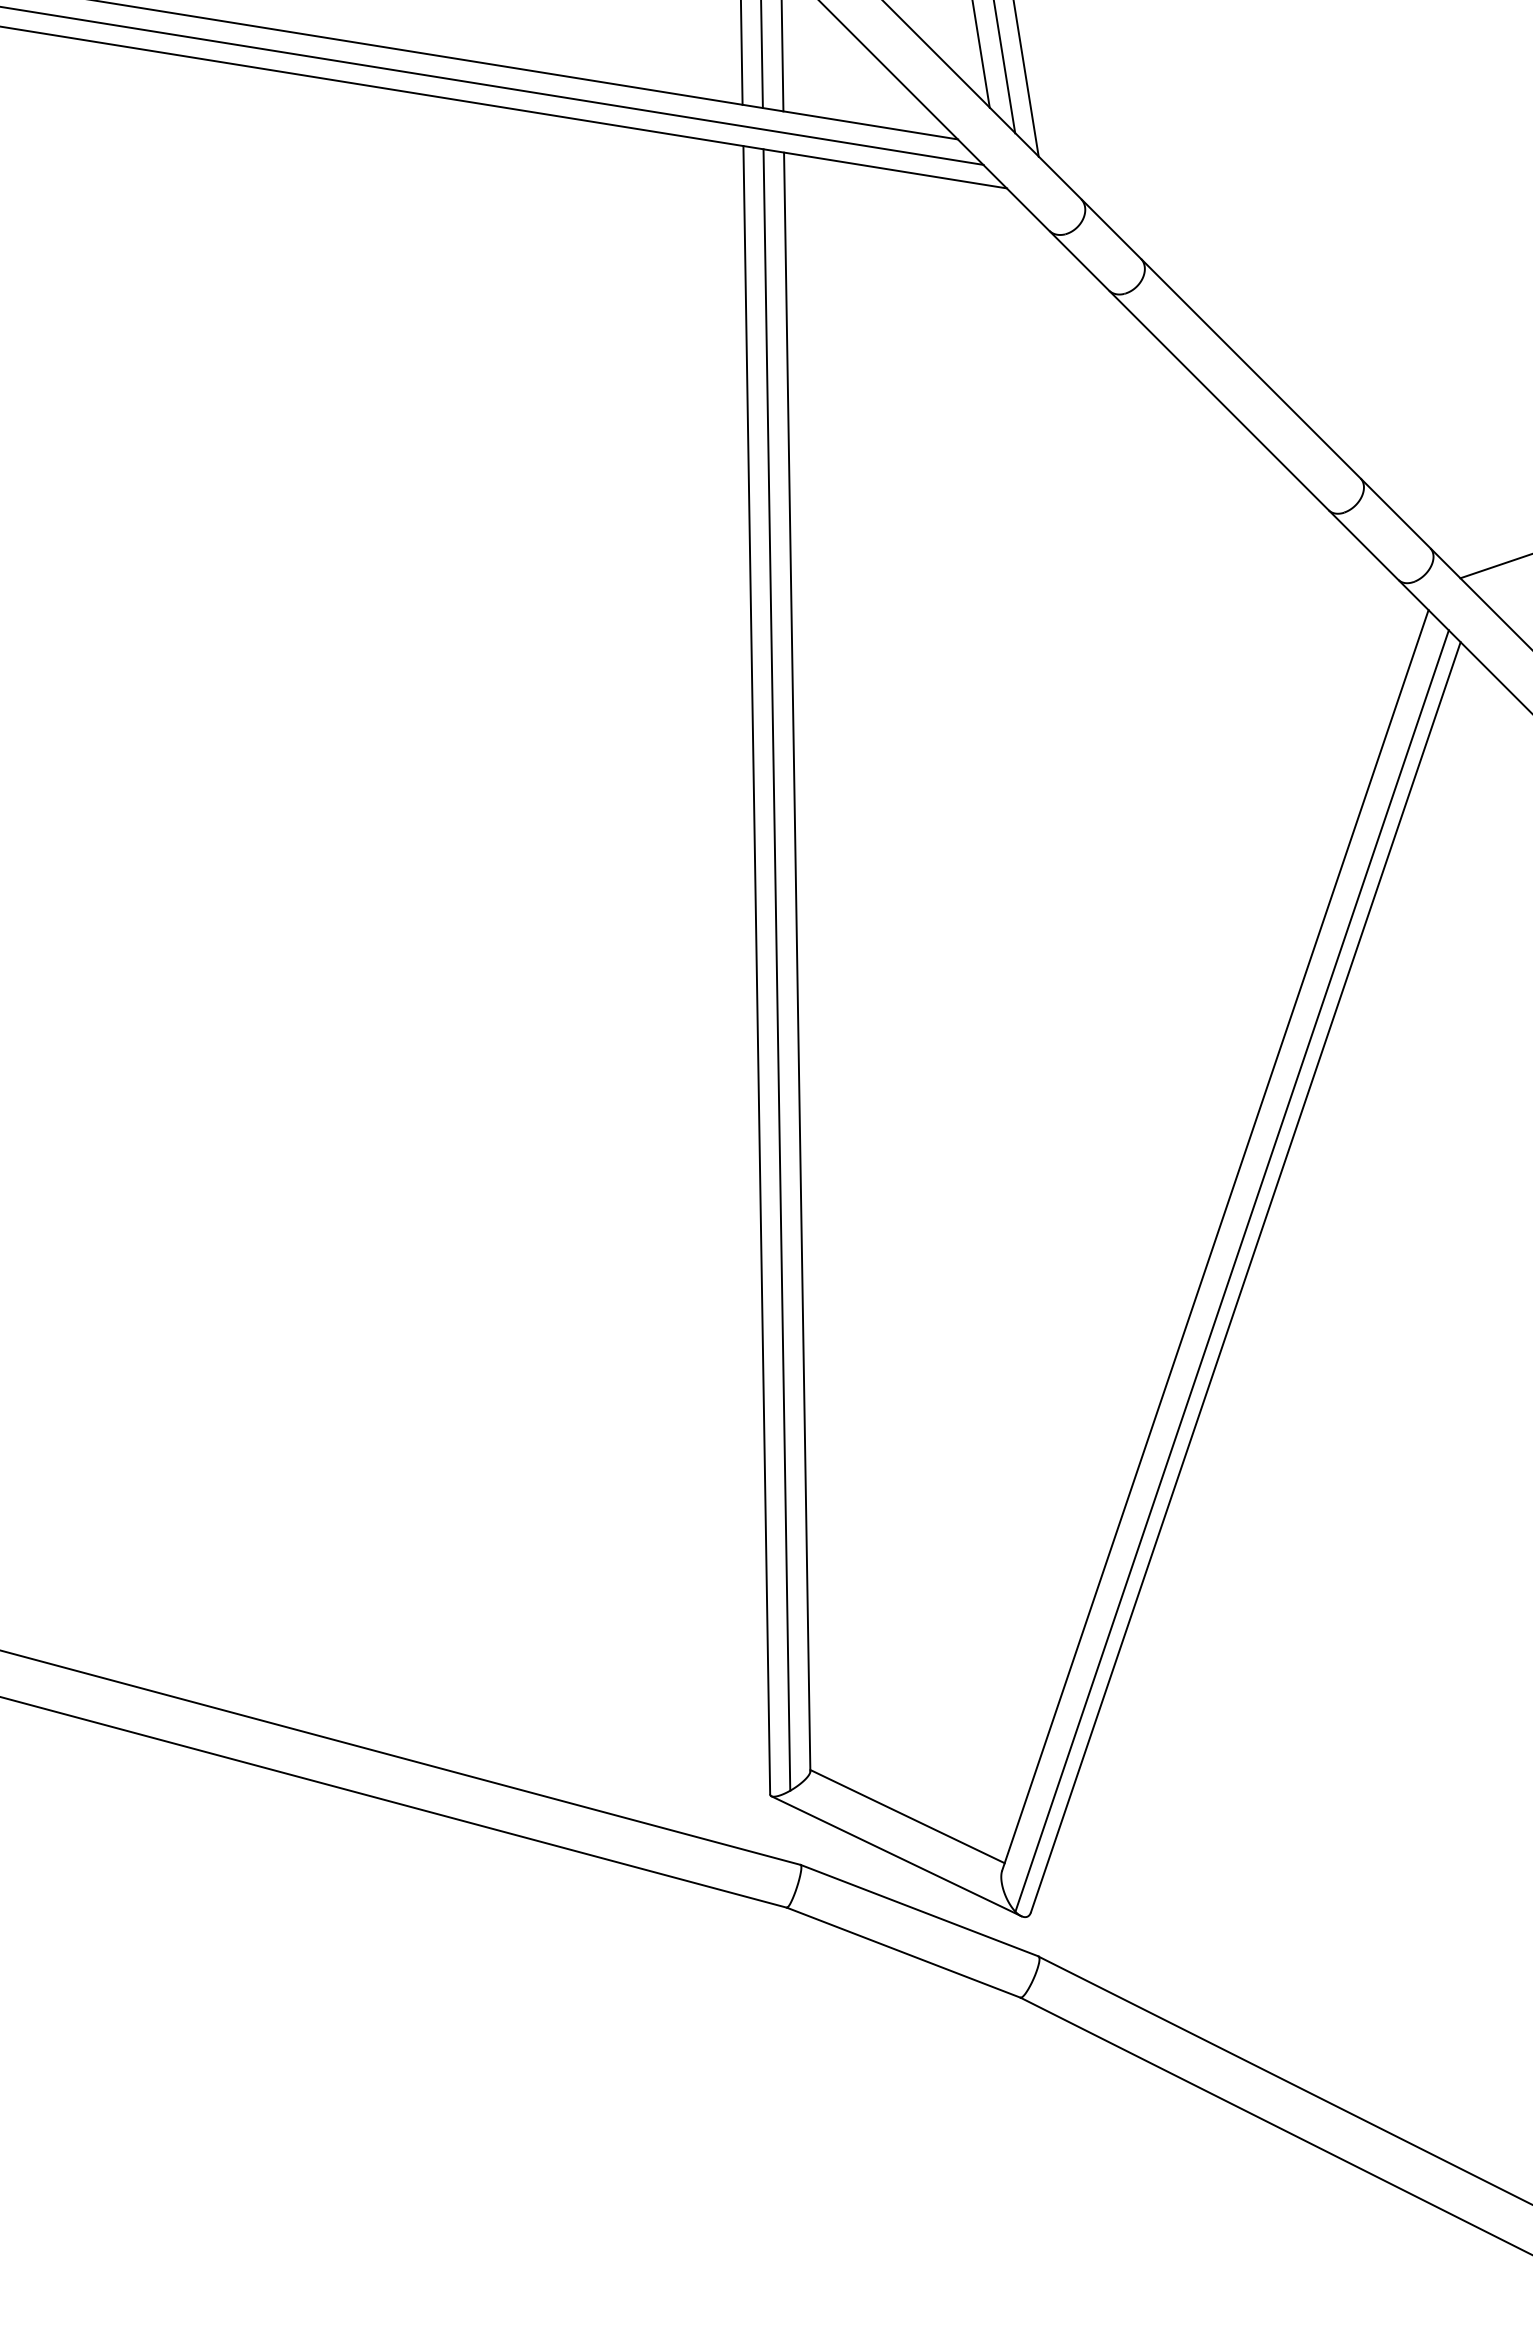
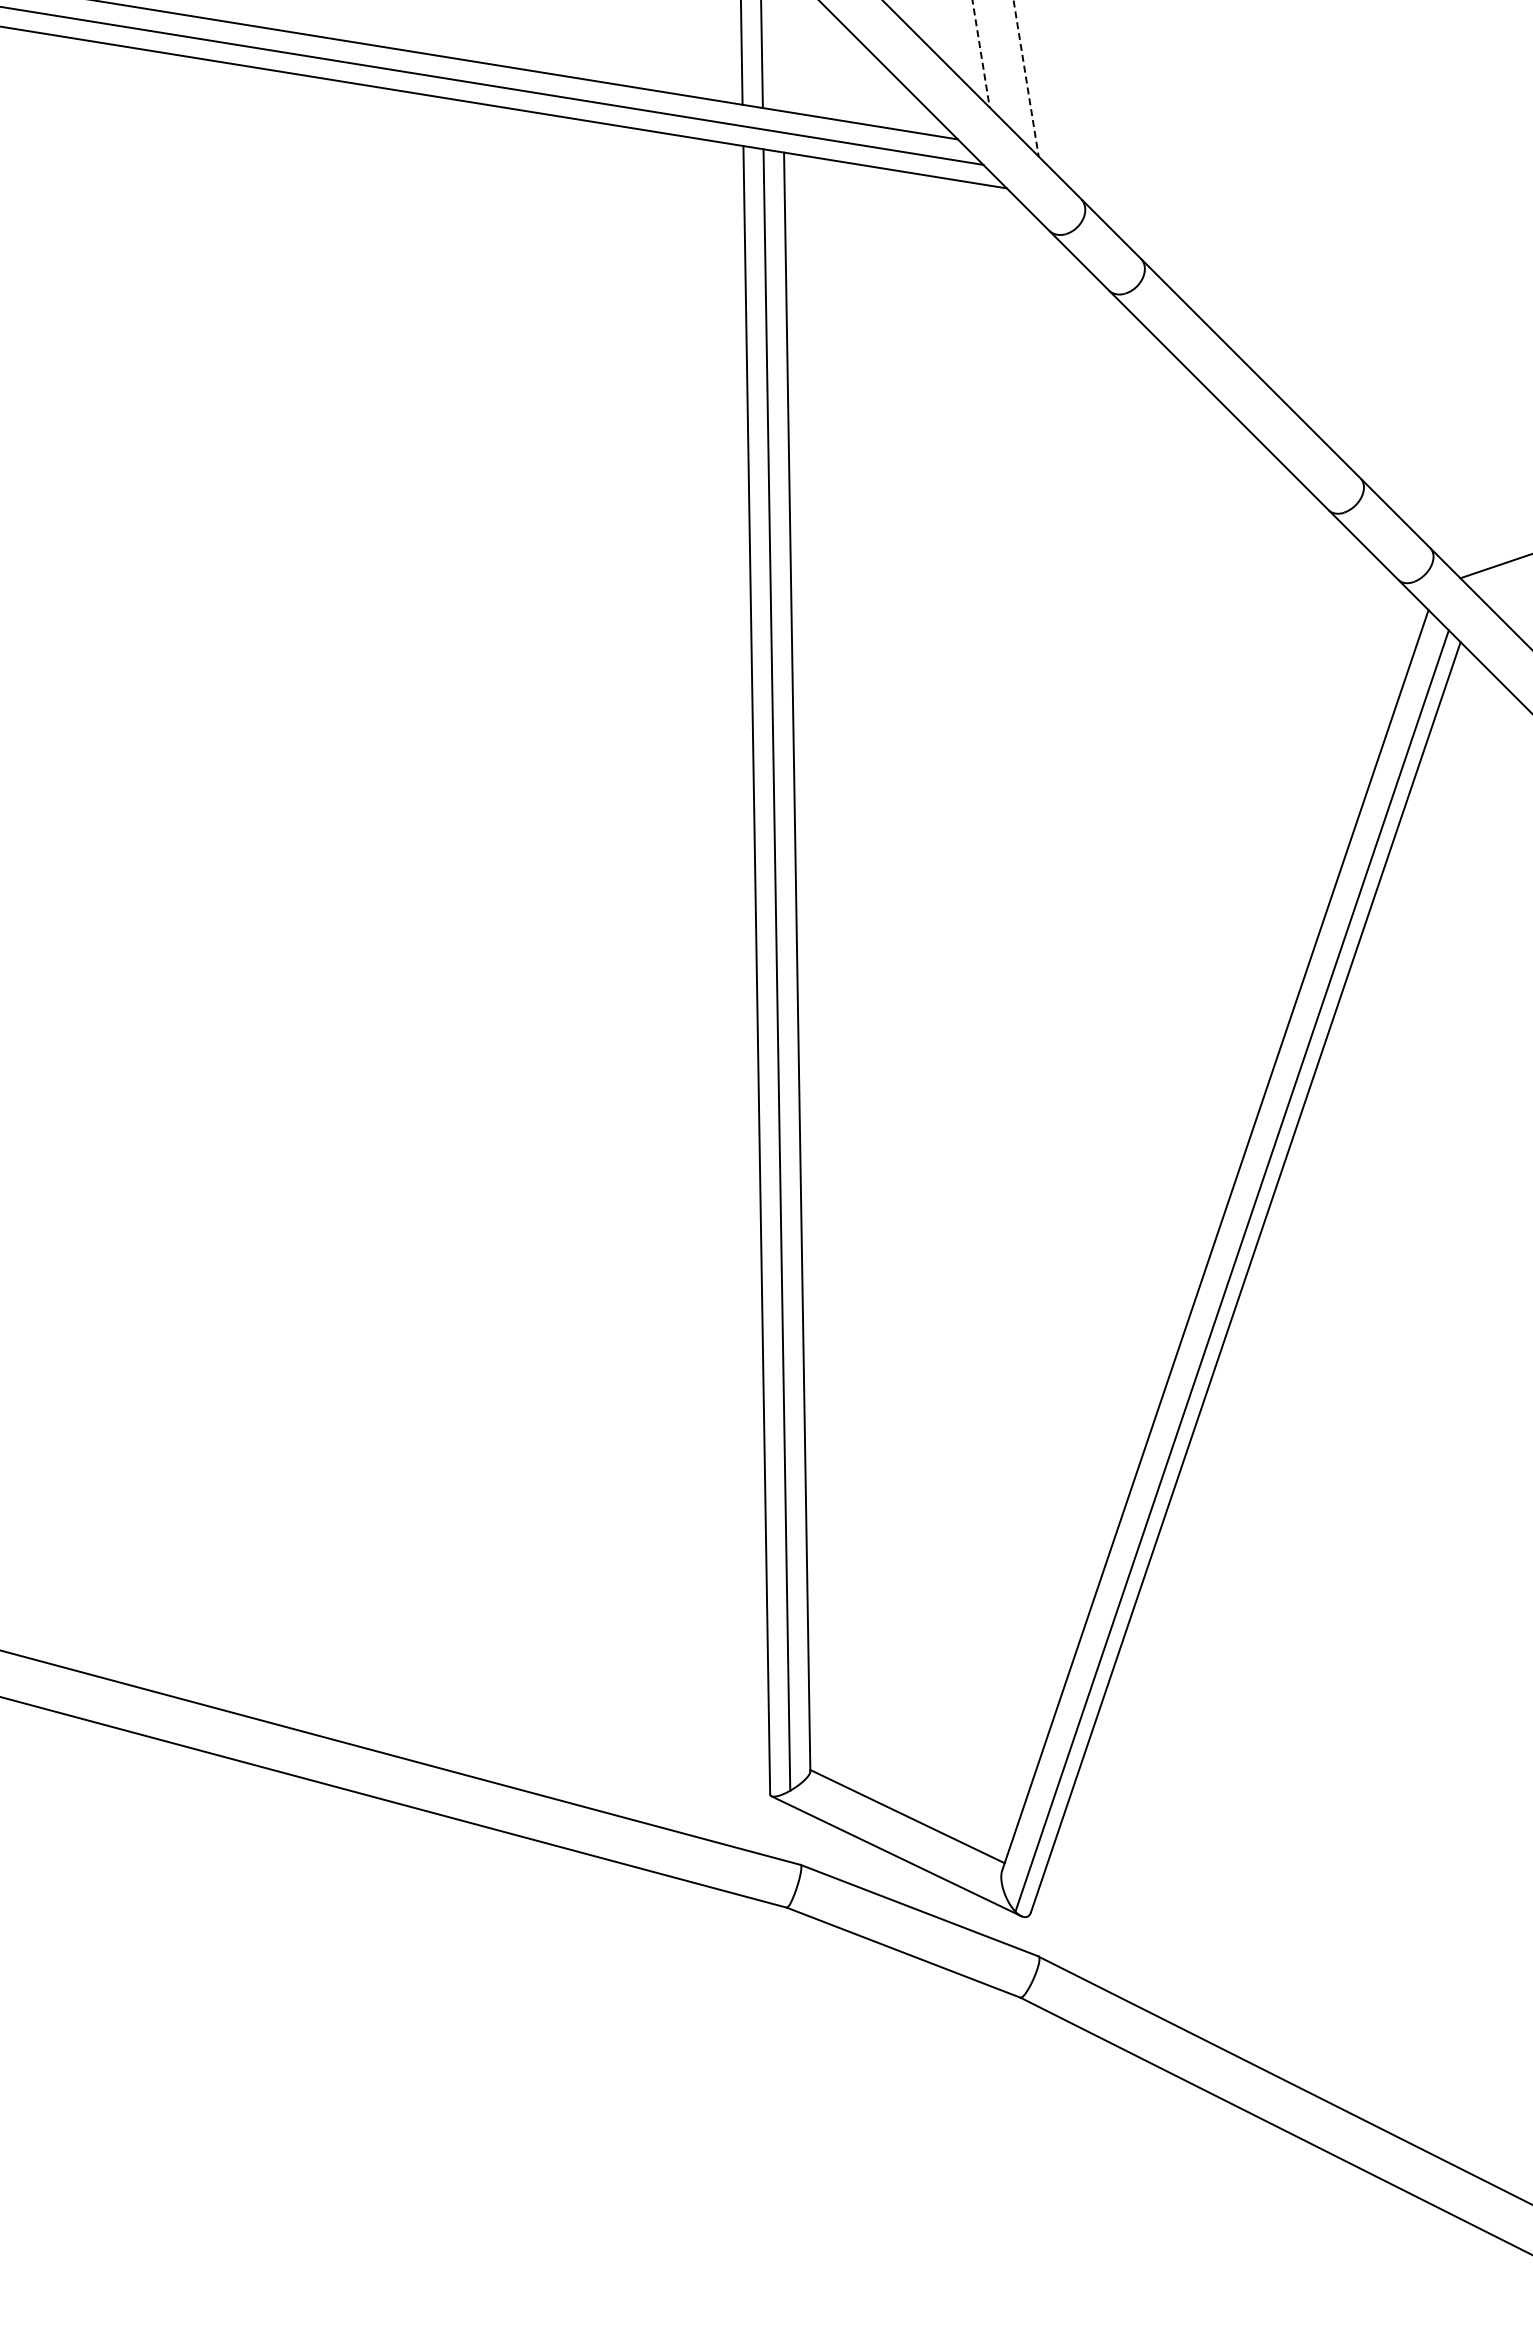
line: solid -> dashed (981, 54)
line: present -> none (782, 56)
line: present -> none (1004, 67)
line: solid -> dashed (1026, 78)
